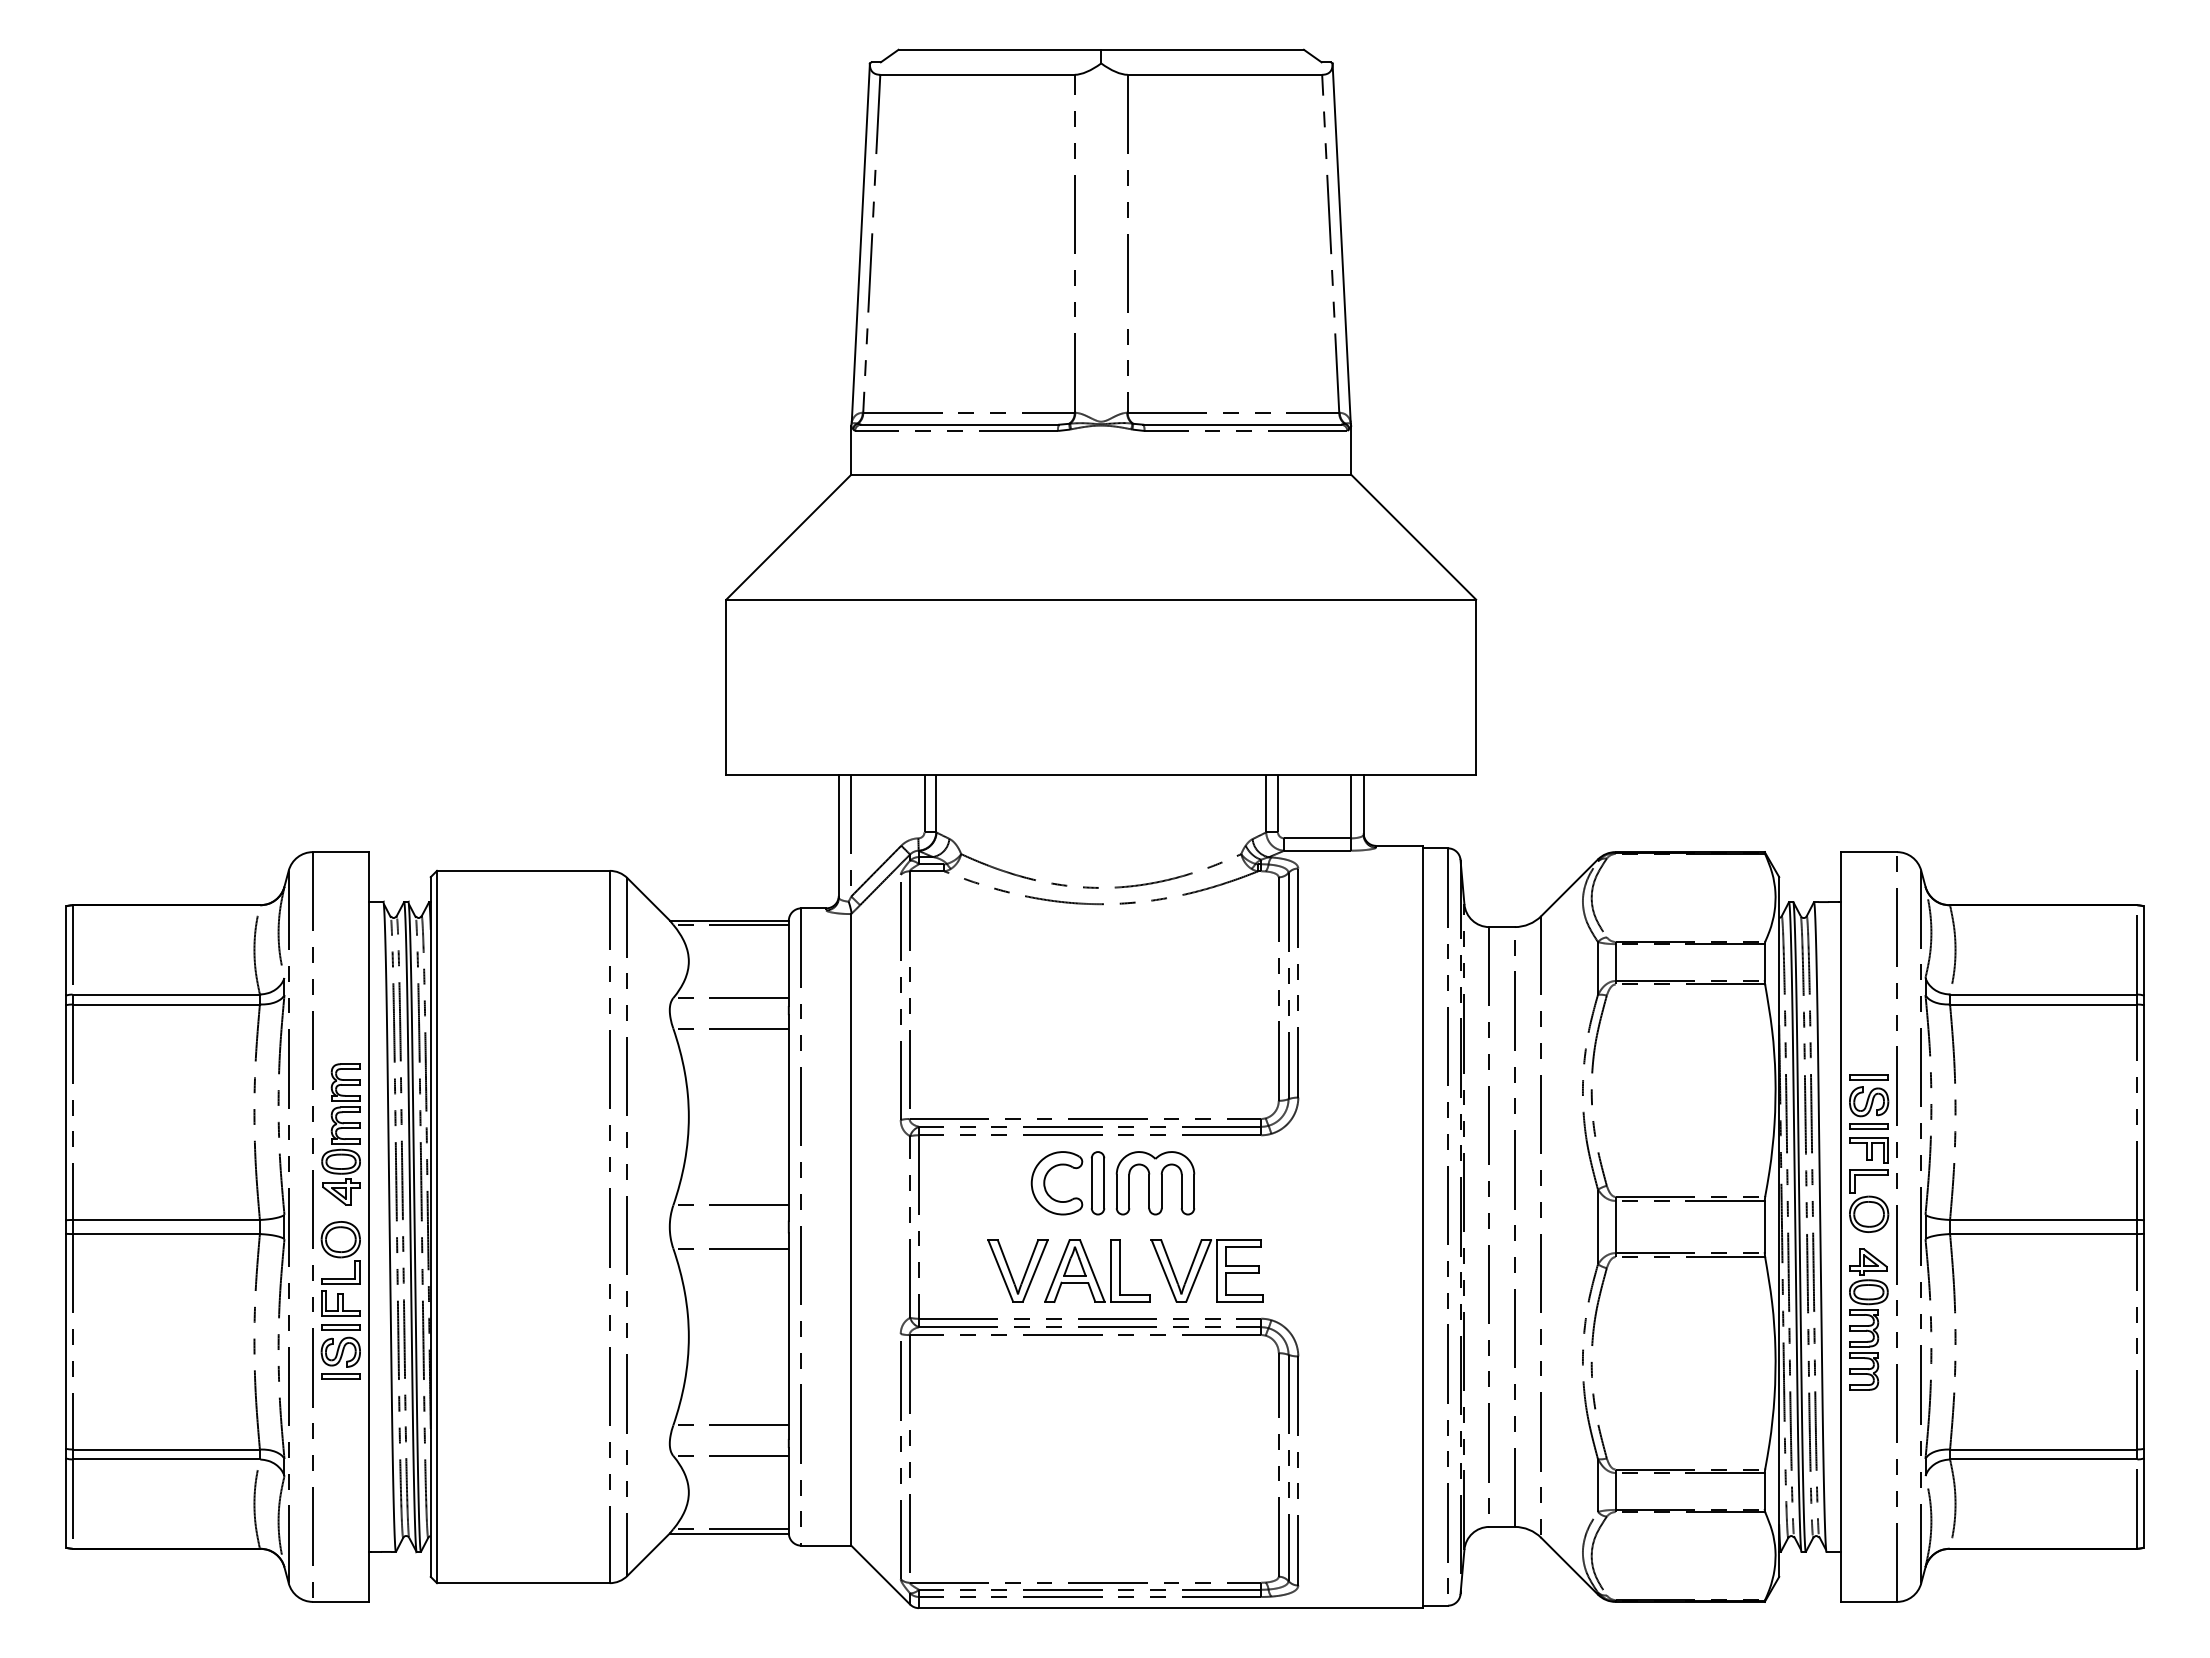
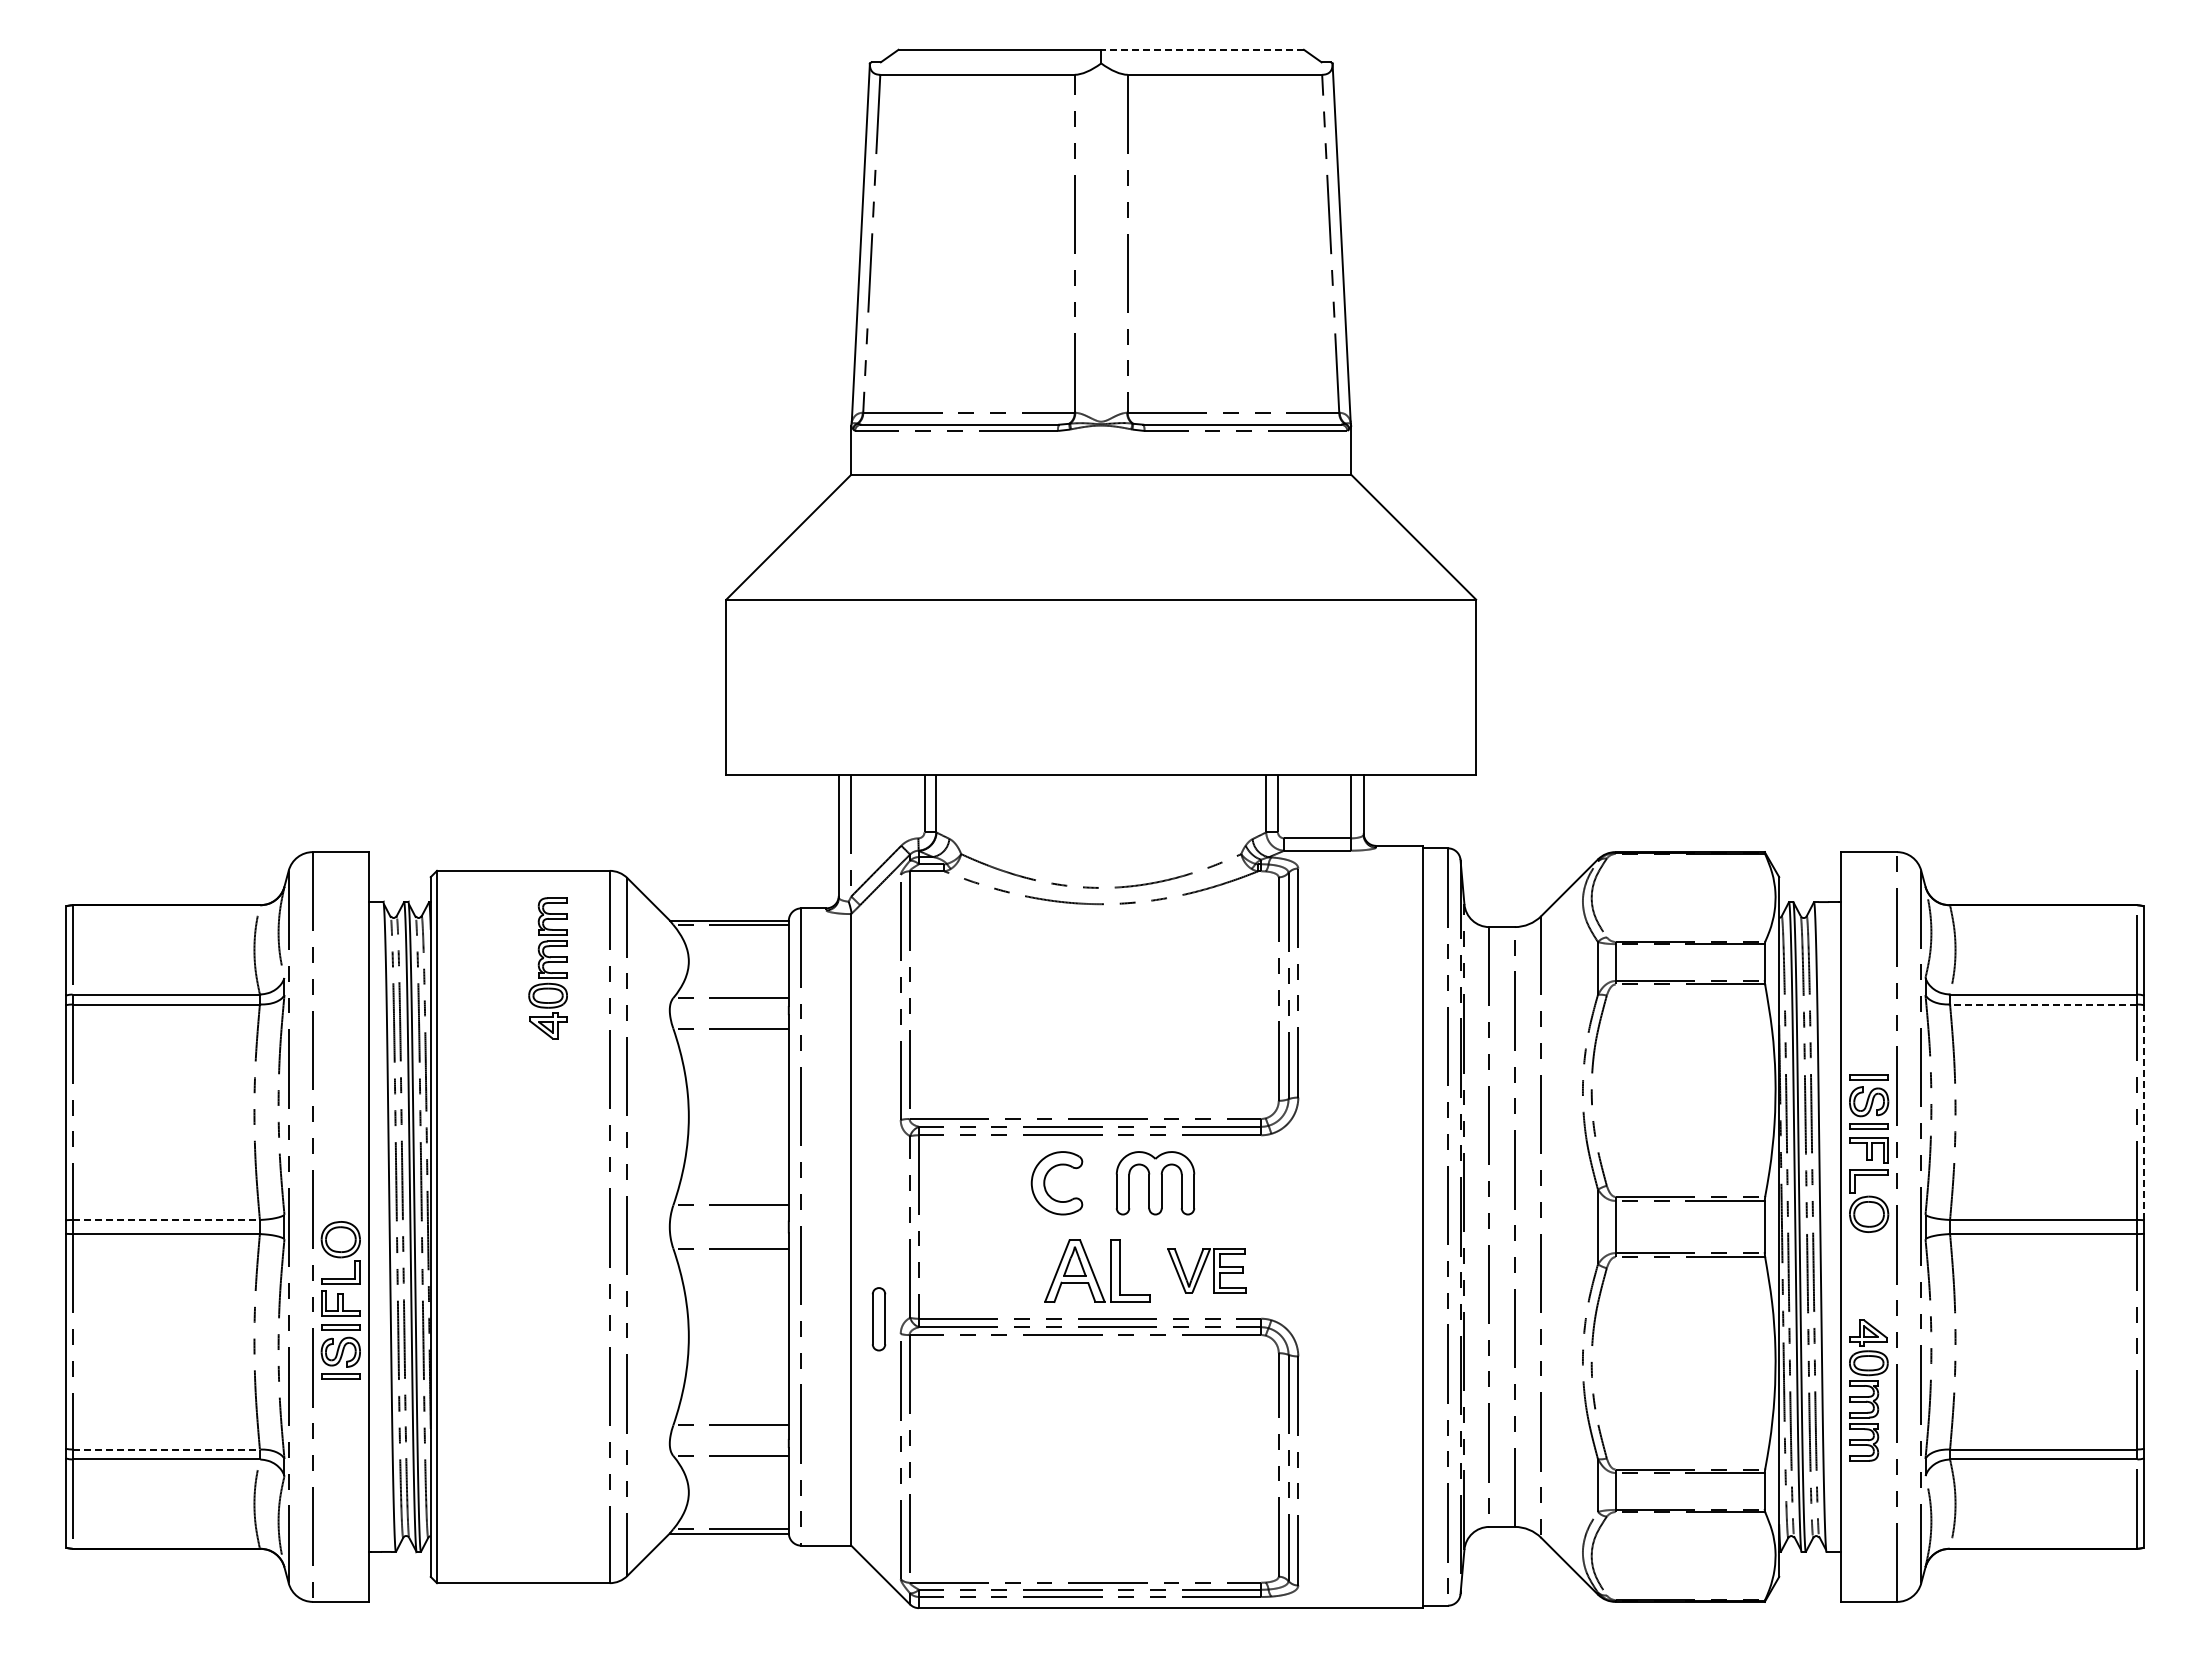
line: solid -> dashed (1202, 49)
line: solid -> dashed (2043, 1004)
line: solid -> dashed (2143, 1112)
part position: (340, 1134) -> (547, 968) (547, 968)
part position: (1097, 1183) -> (878, 1319) (878, 1319)
line: solid -> dashed (166, 1219)
part size: 114x64 px -> 80x46 px (1206, 1270)
part: present -> none (1011, 1272)
part position: (1868, 1319) -> (1868, 1390) (1868, 1390)
line: solid -> dashed (166, 1449)
